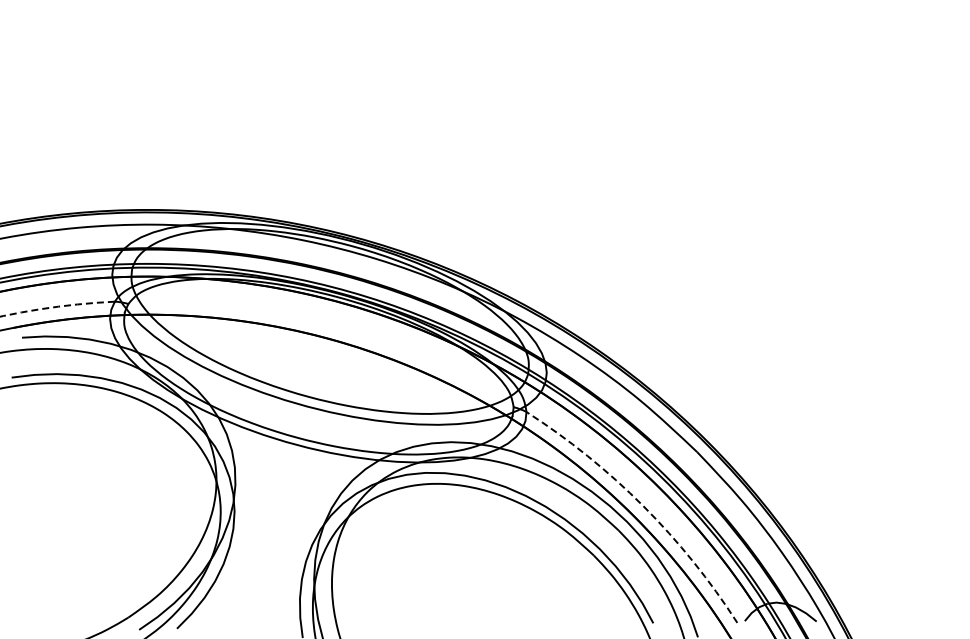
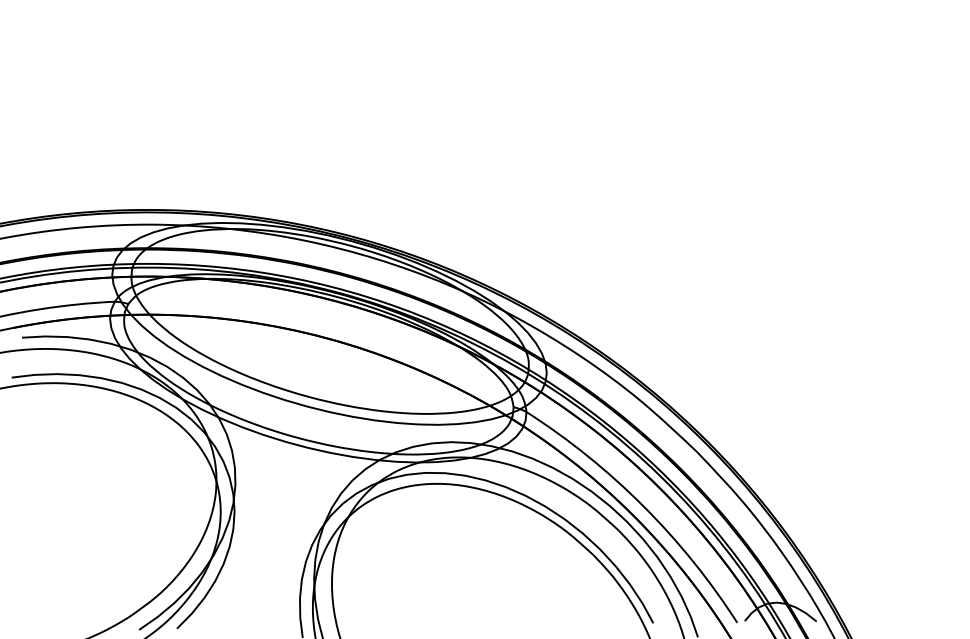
arc: dashed -> solid (56, 306)
arc: dashed -> solid (643, 506)
